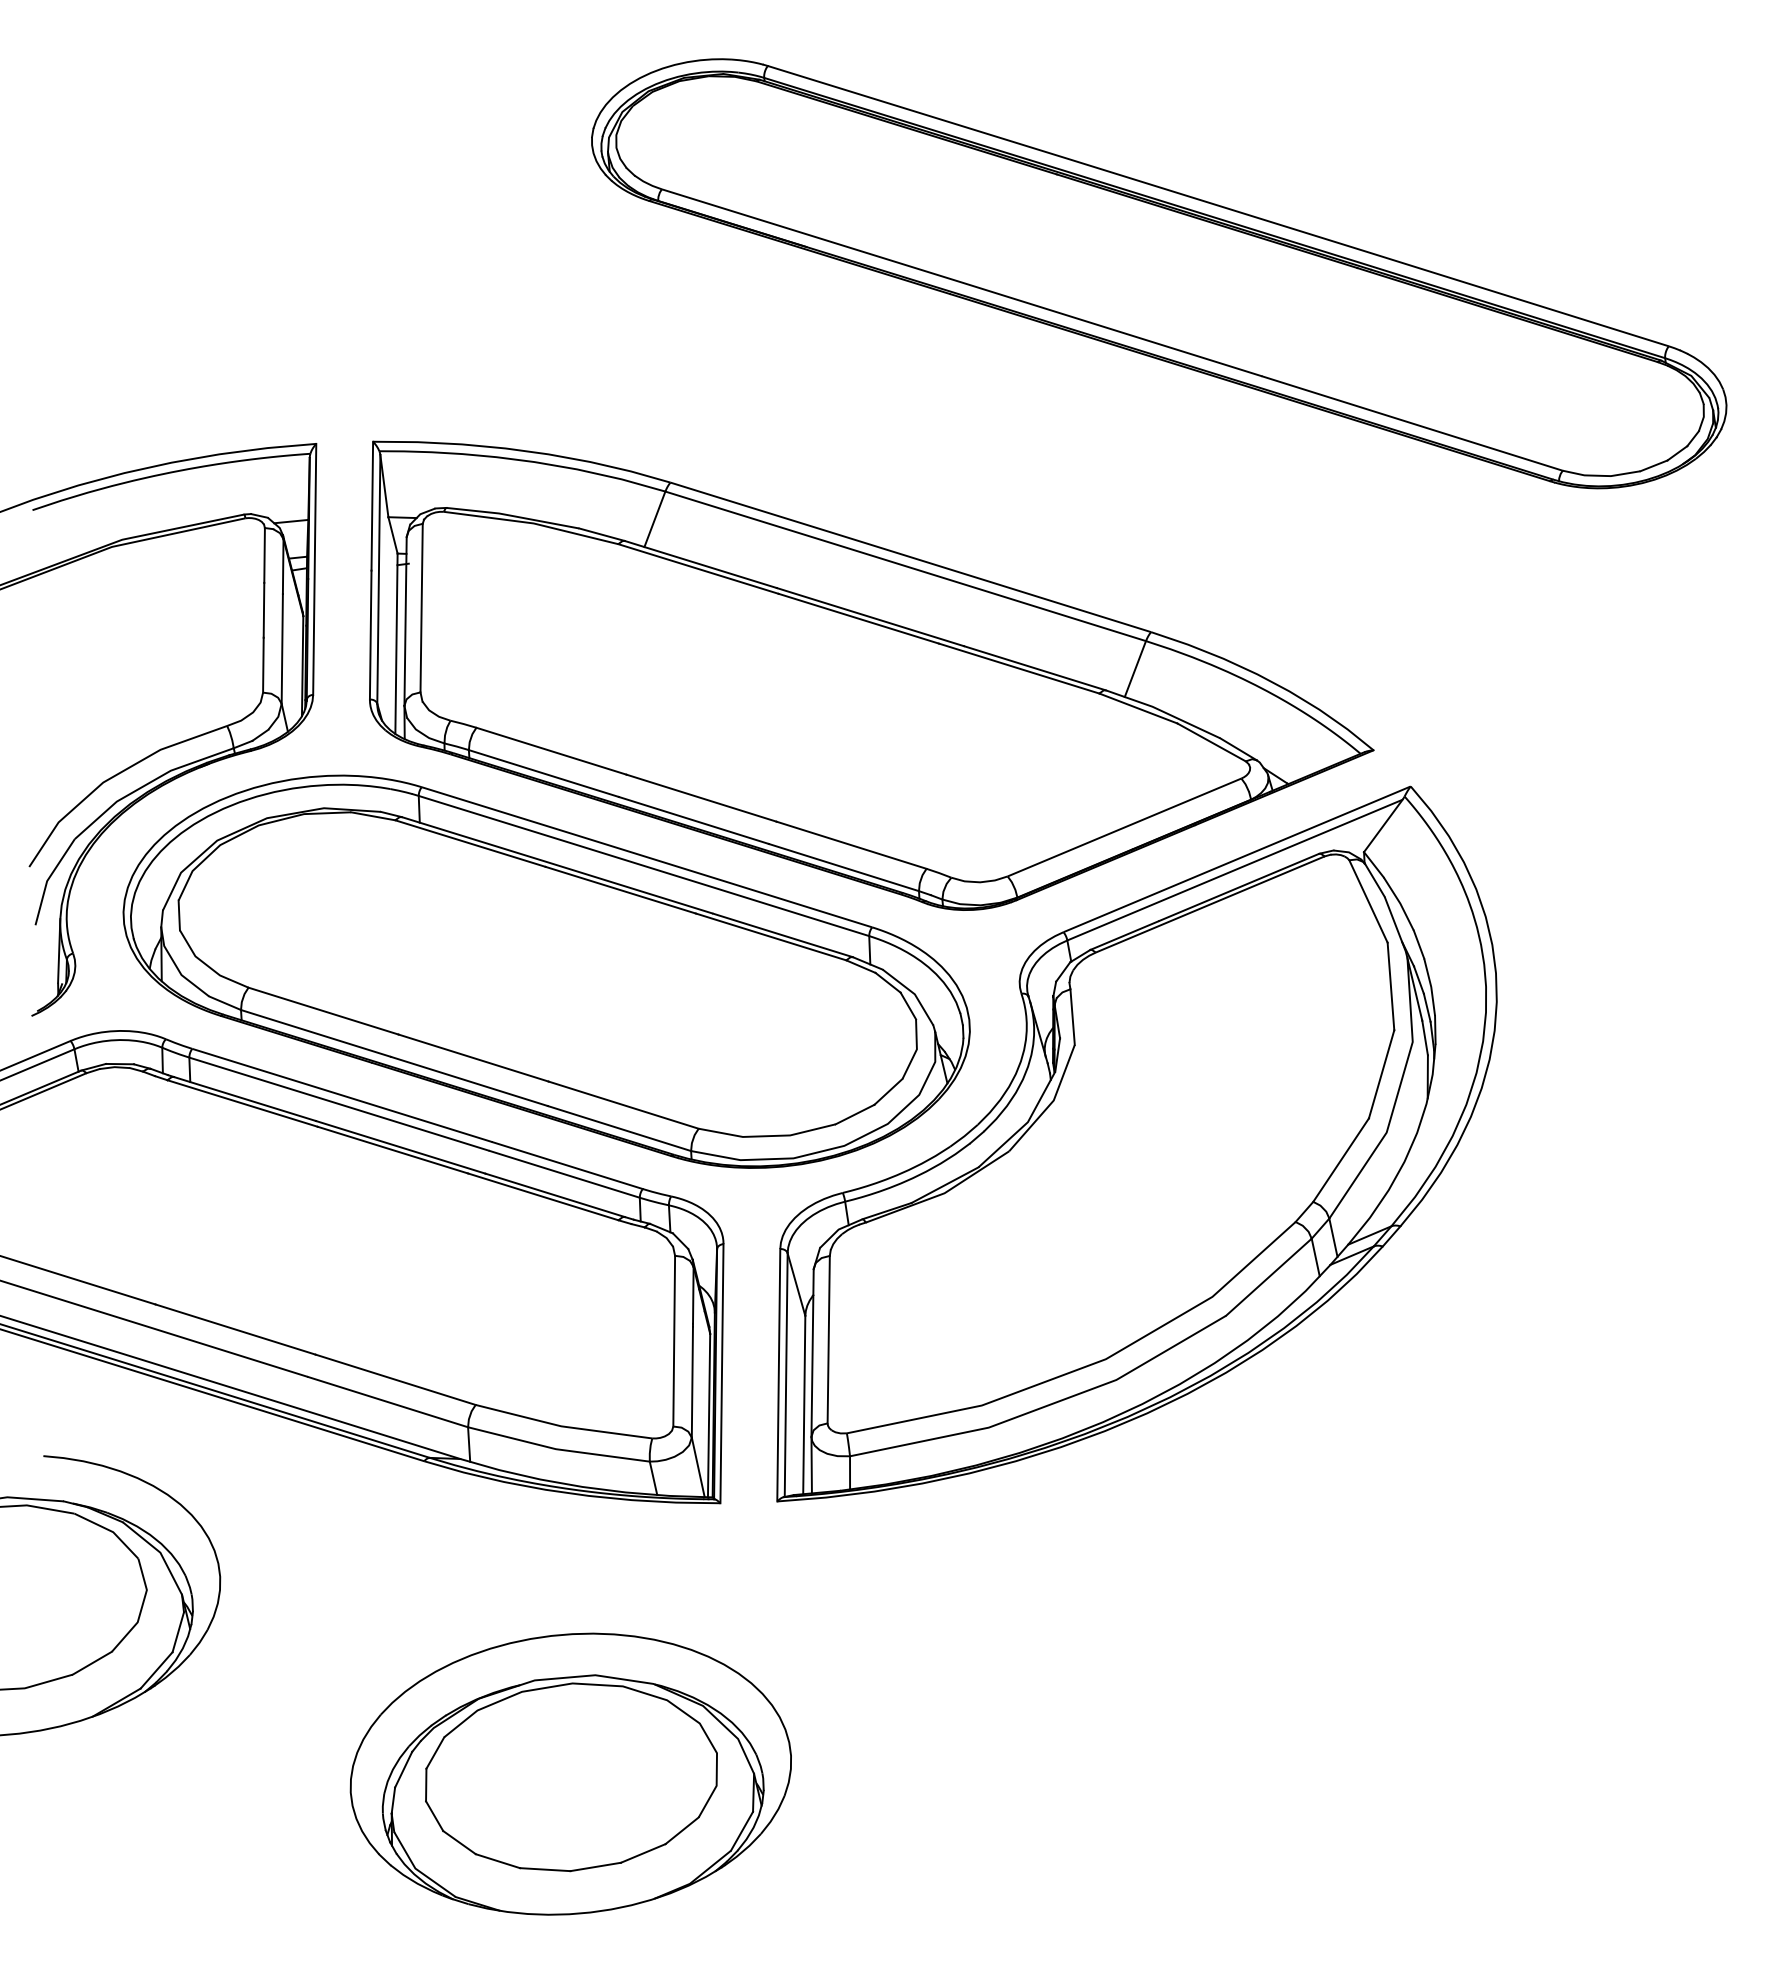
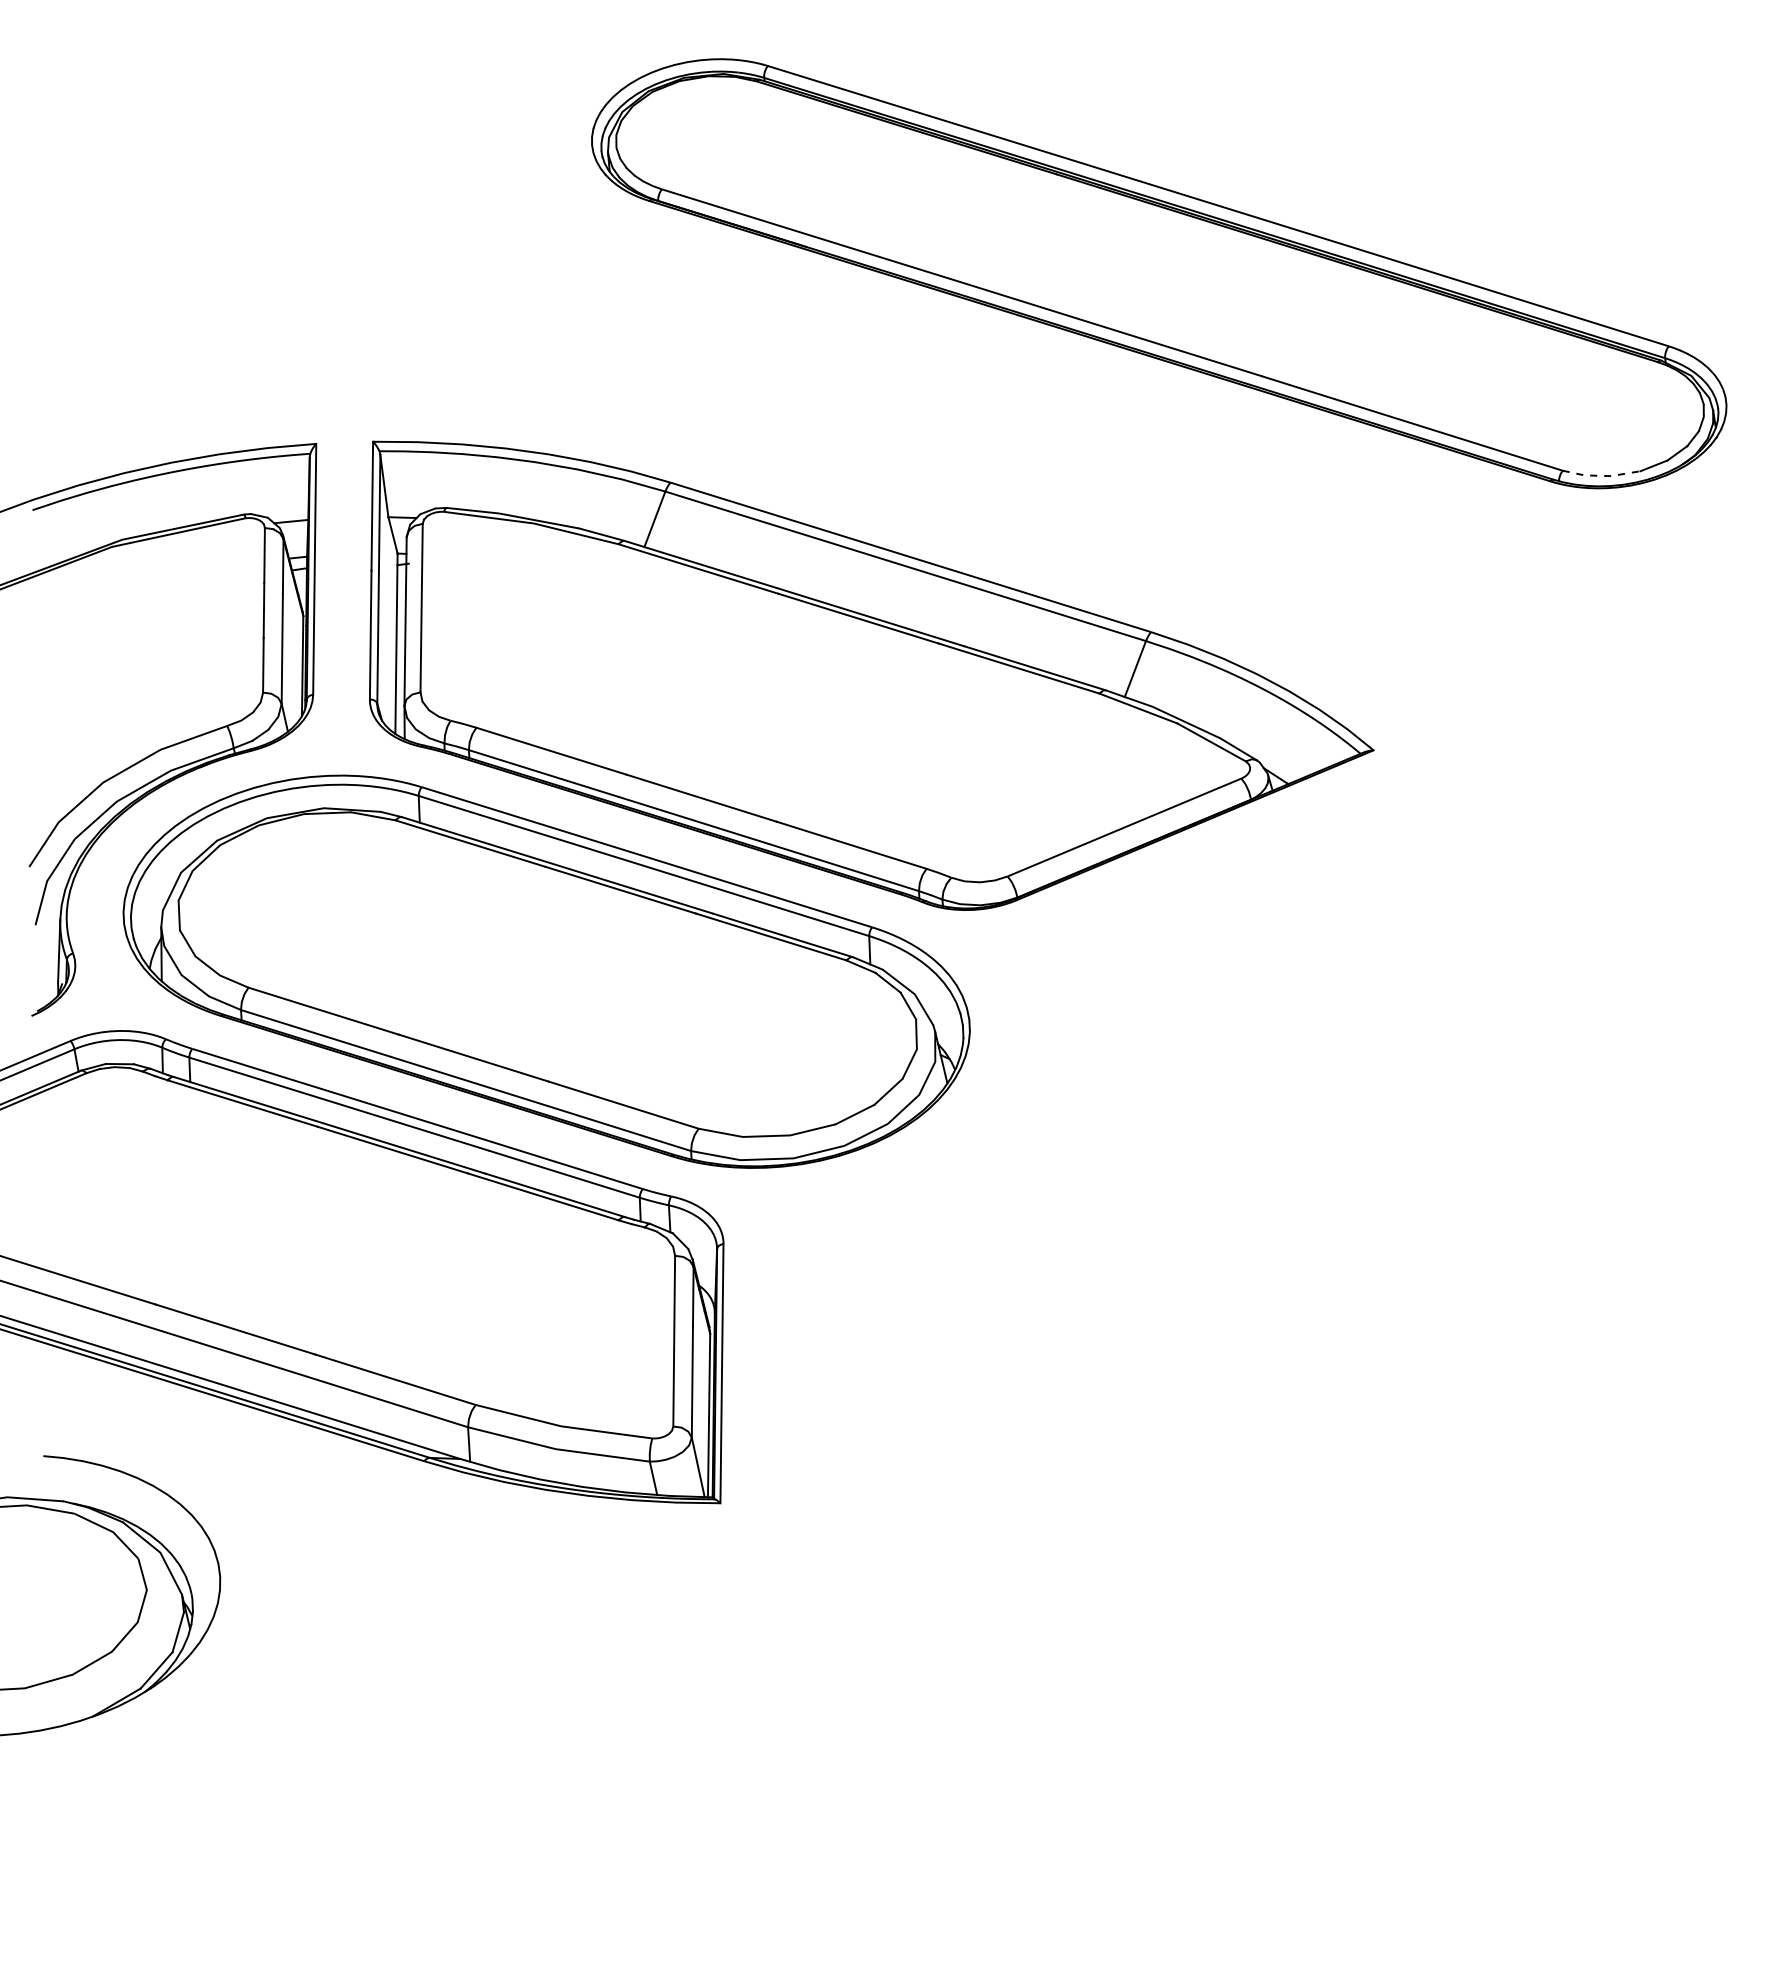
line: solid -> dashed (1601, 475)
part: present -> none (1136, 1143)
part: present -> none (570, 1773)
